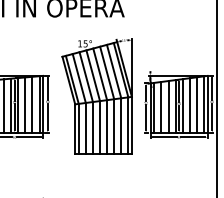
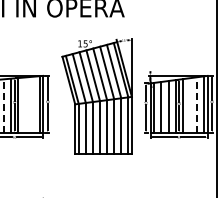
line: present -> none (25, 104)
line: present -> none (32, 104)
line: solid -> dashed (196, 104)
line: solid -> dashed (4, 105)
line: present -> none (189, 105)
